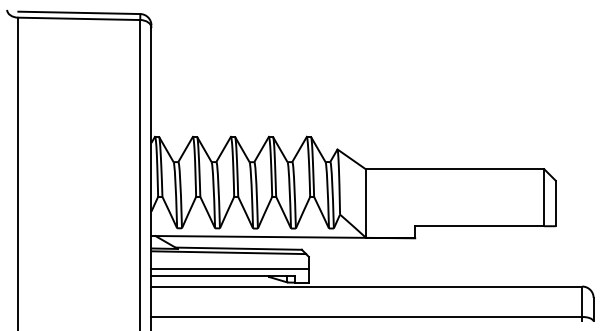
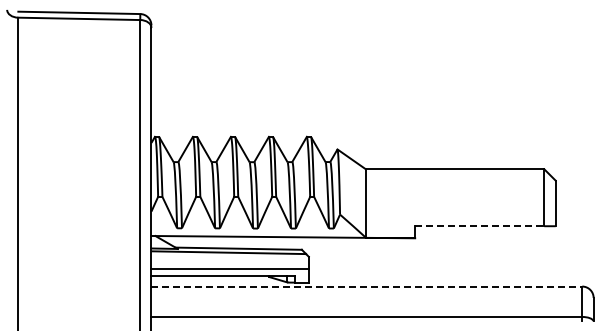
line: solid -> dashed (479, 226)
line: solid -> dashed (367, 286)
